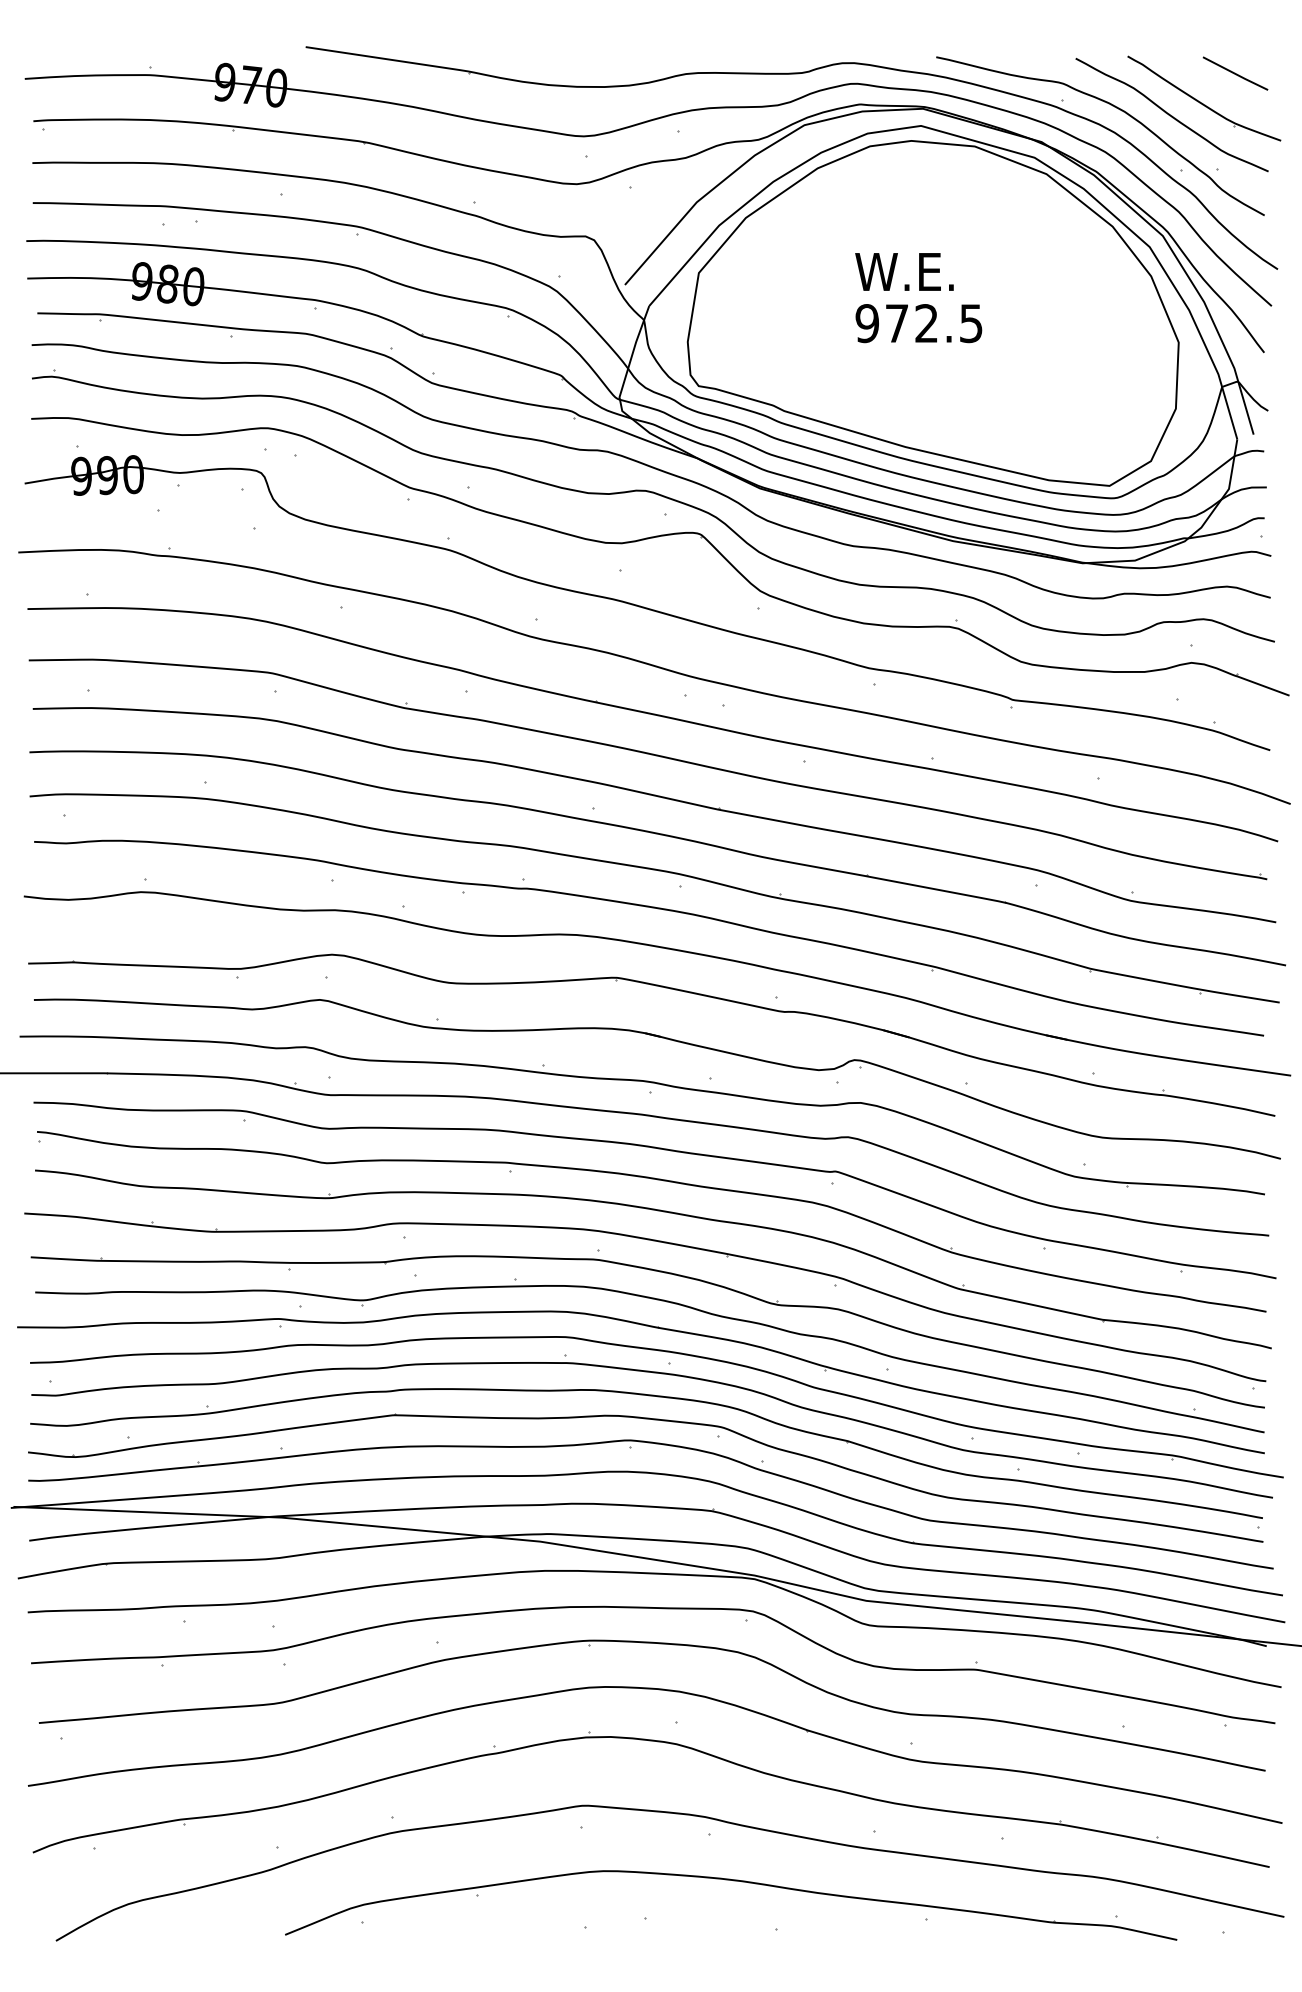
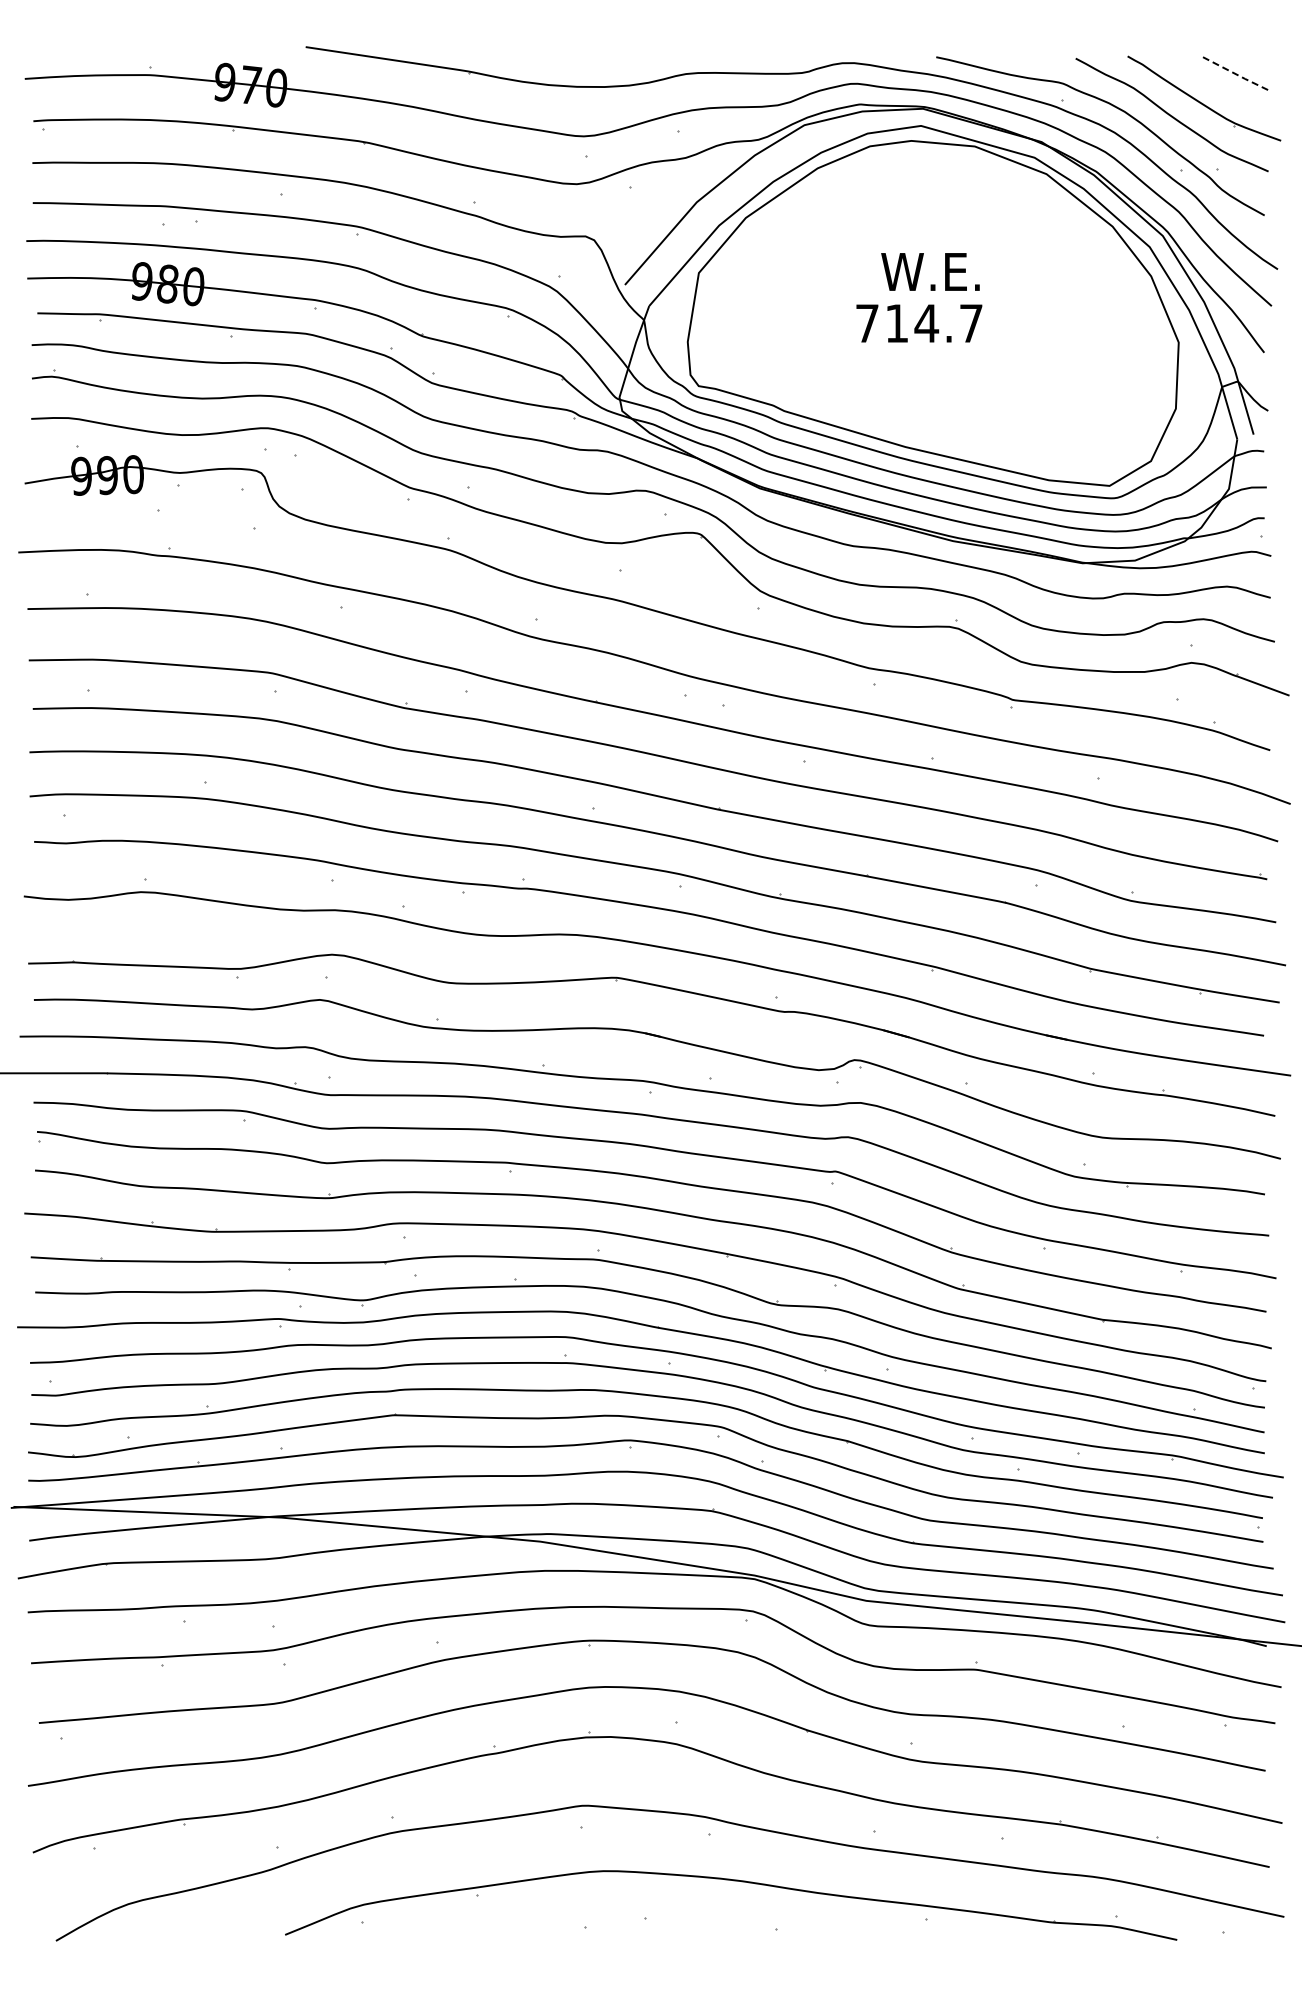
line: solid -> dashed (1235, 73)
text position: (904, 271) -> (930, 271) (930, 271)
text: 972.5 -> 714.7 (918, 323)
